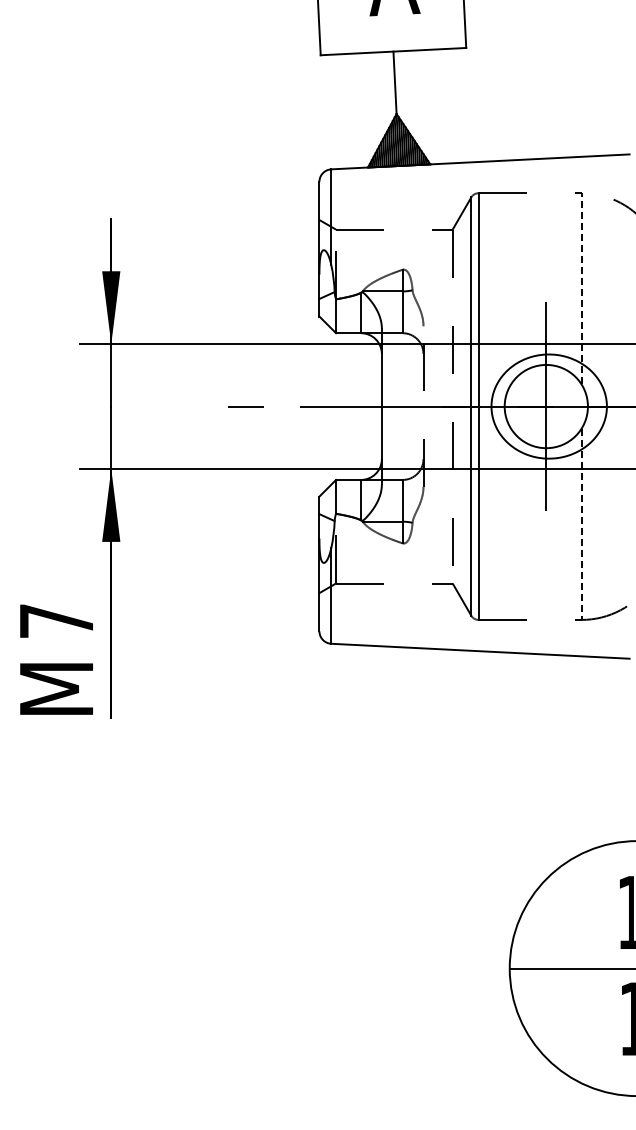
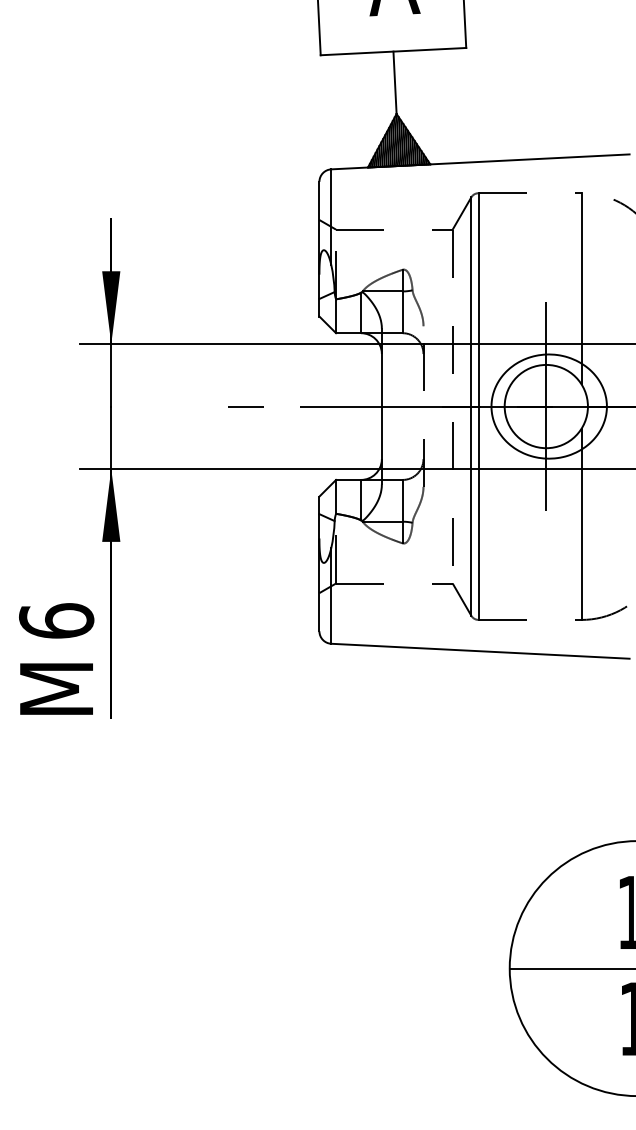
line: dashed -> solid (581, 288)
line: dashed -> solid (581, 524)
text: 7 -> 6 (56, 620)
